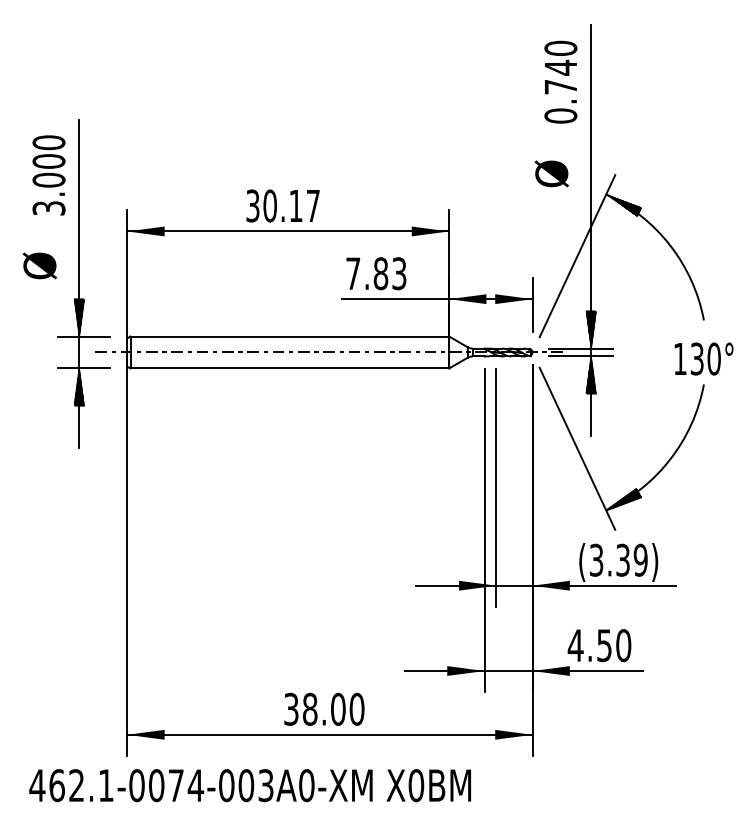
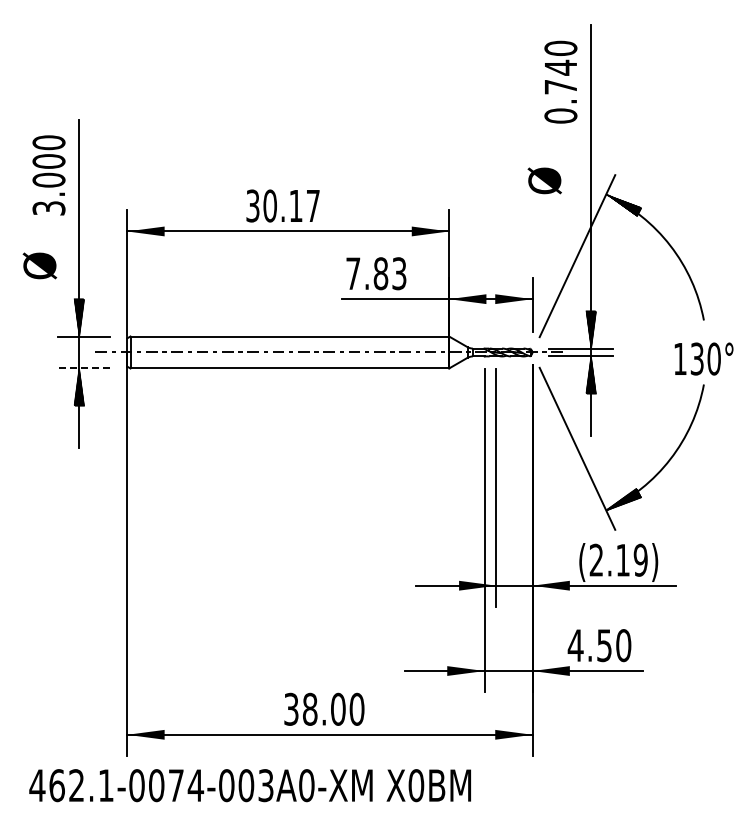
text position: (551, 173) -> (544, 180) (544, 180)
line: solid -> dashed (83, 368)
text: (3.39) -> (2.19) (609, 559)
